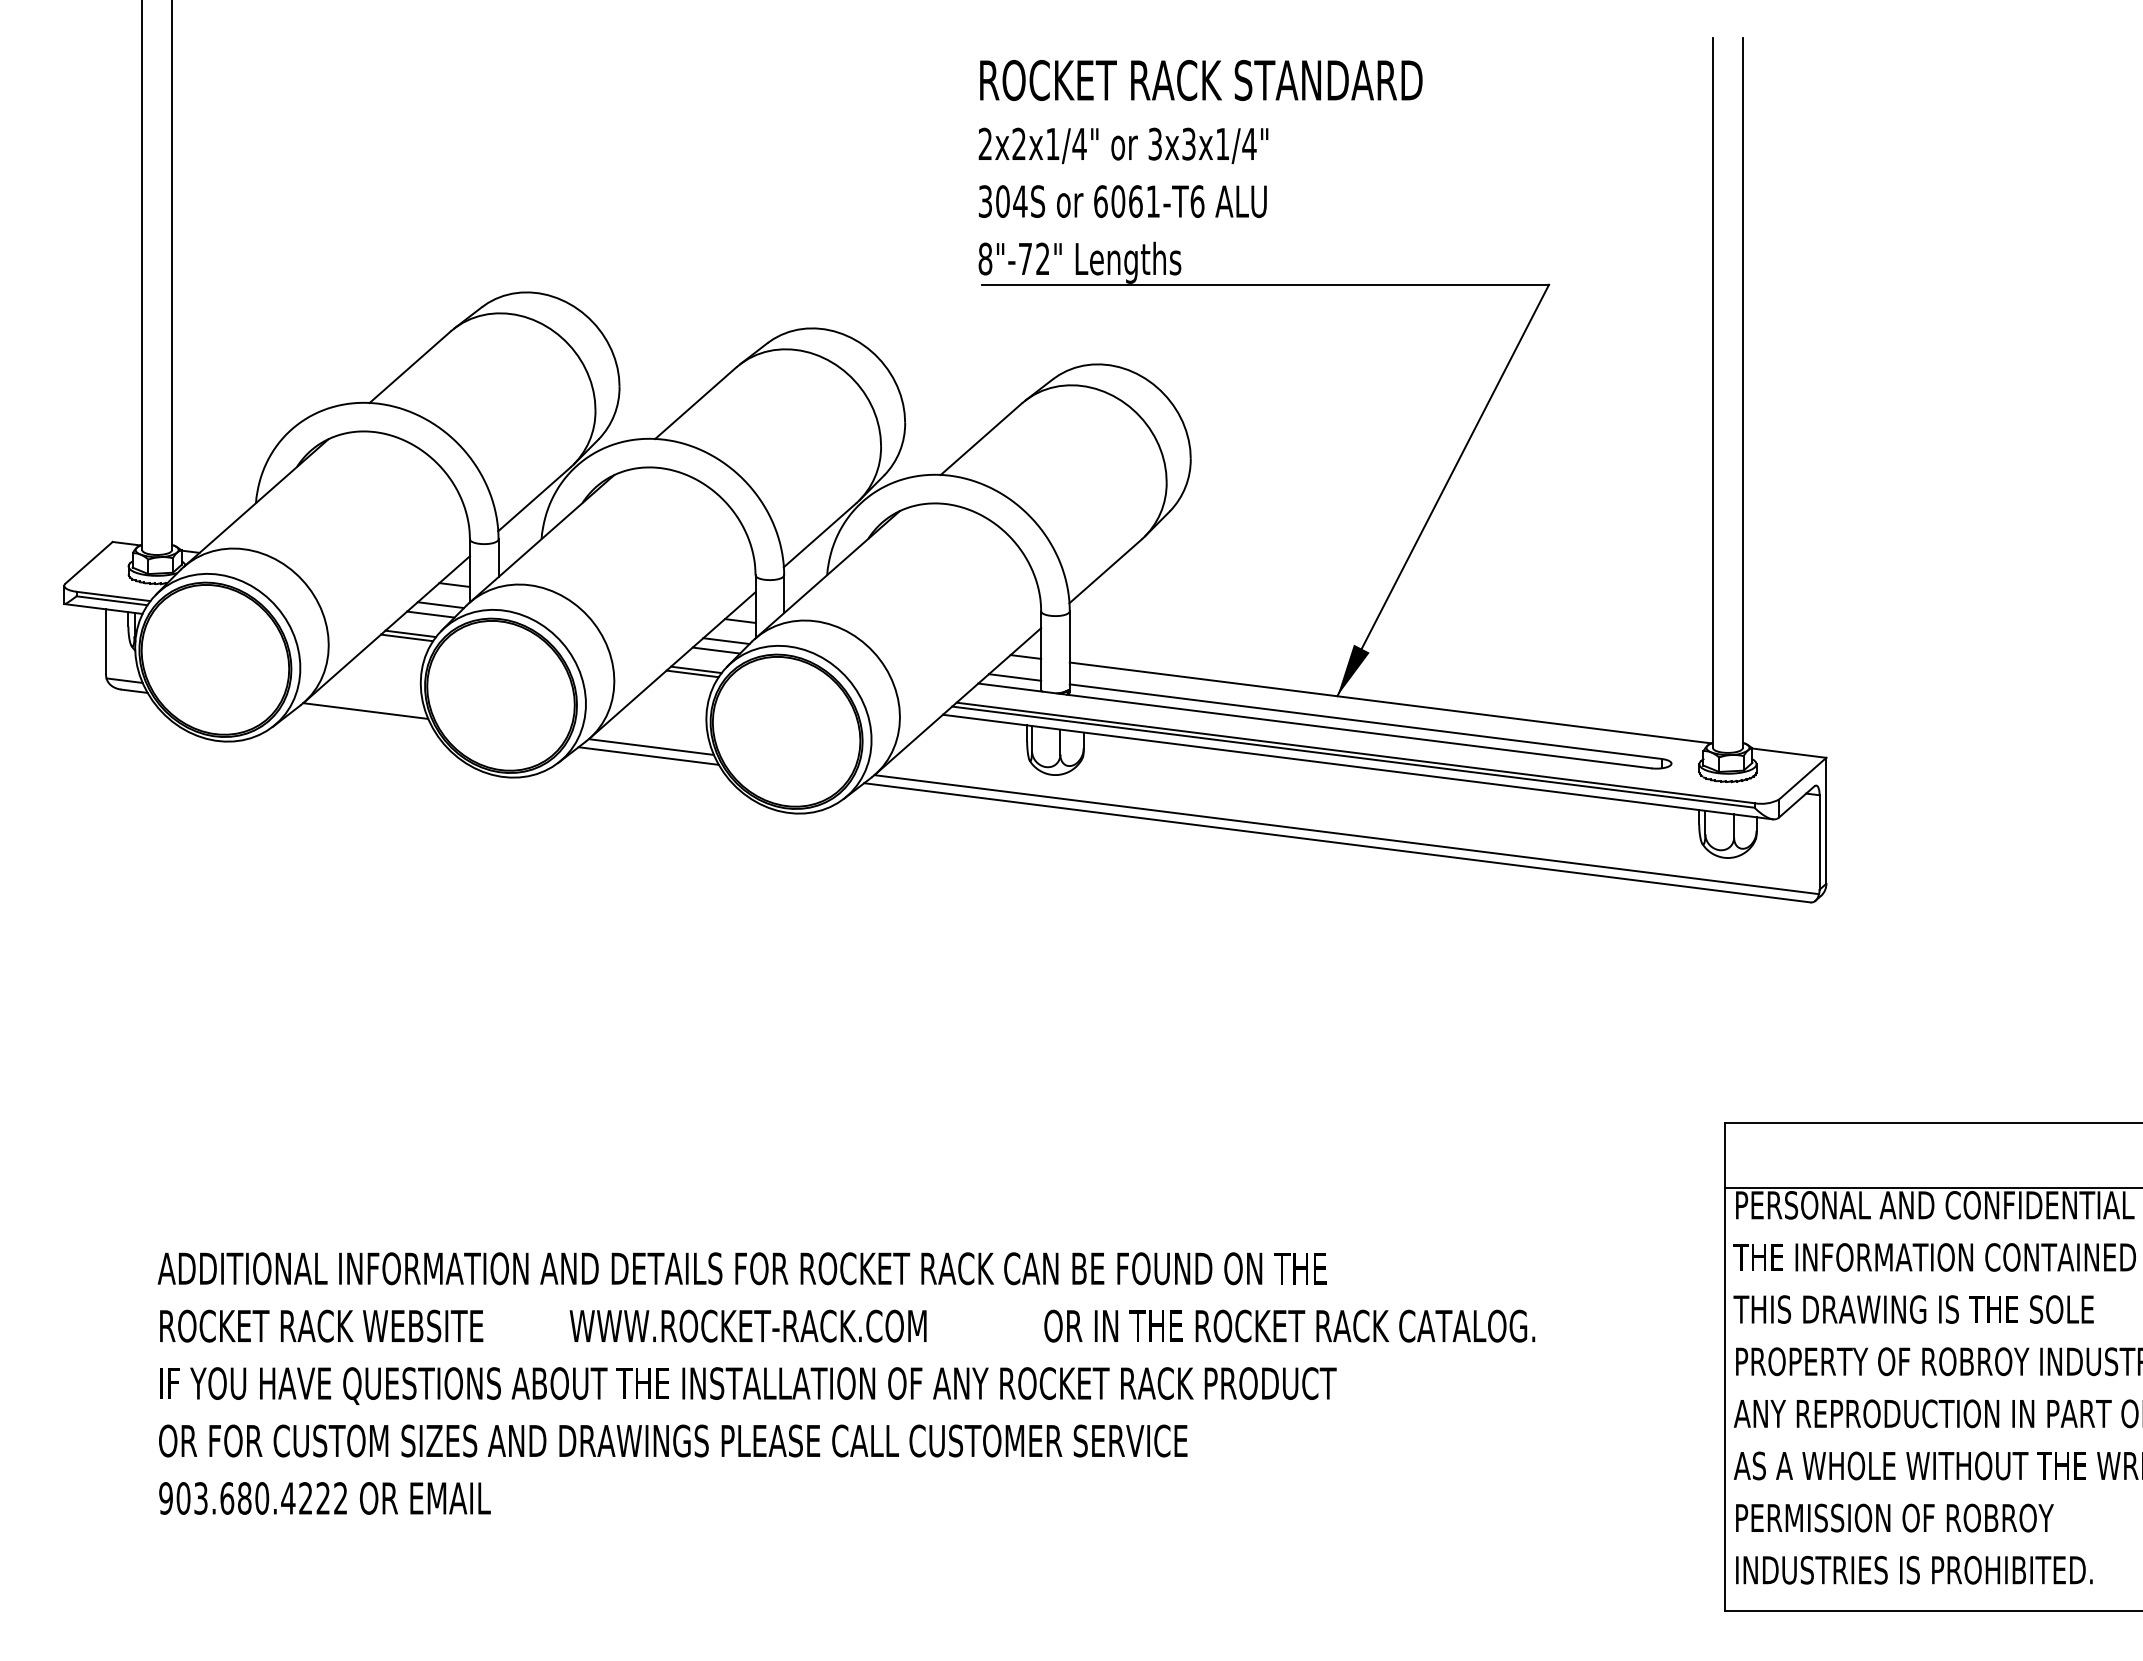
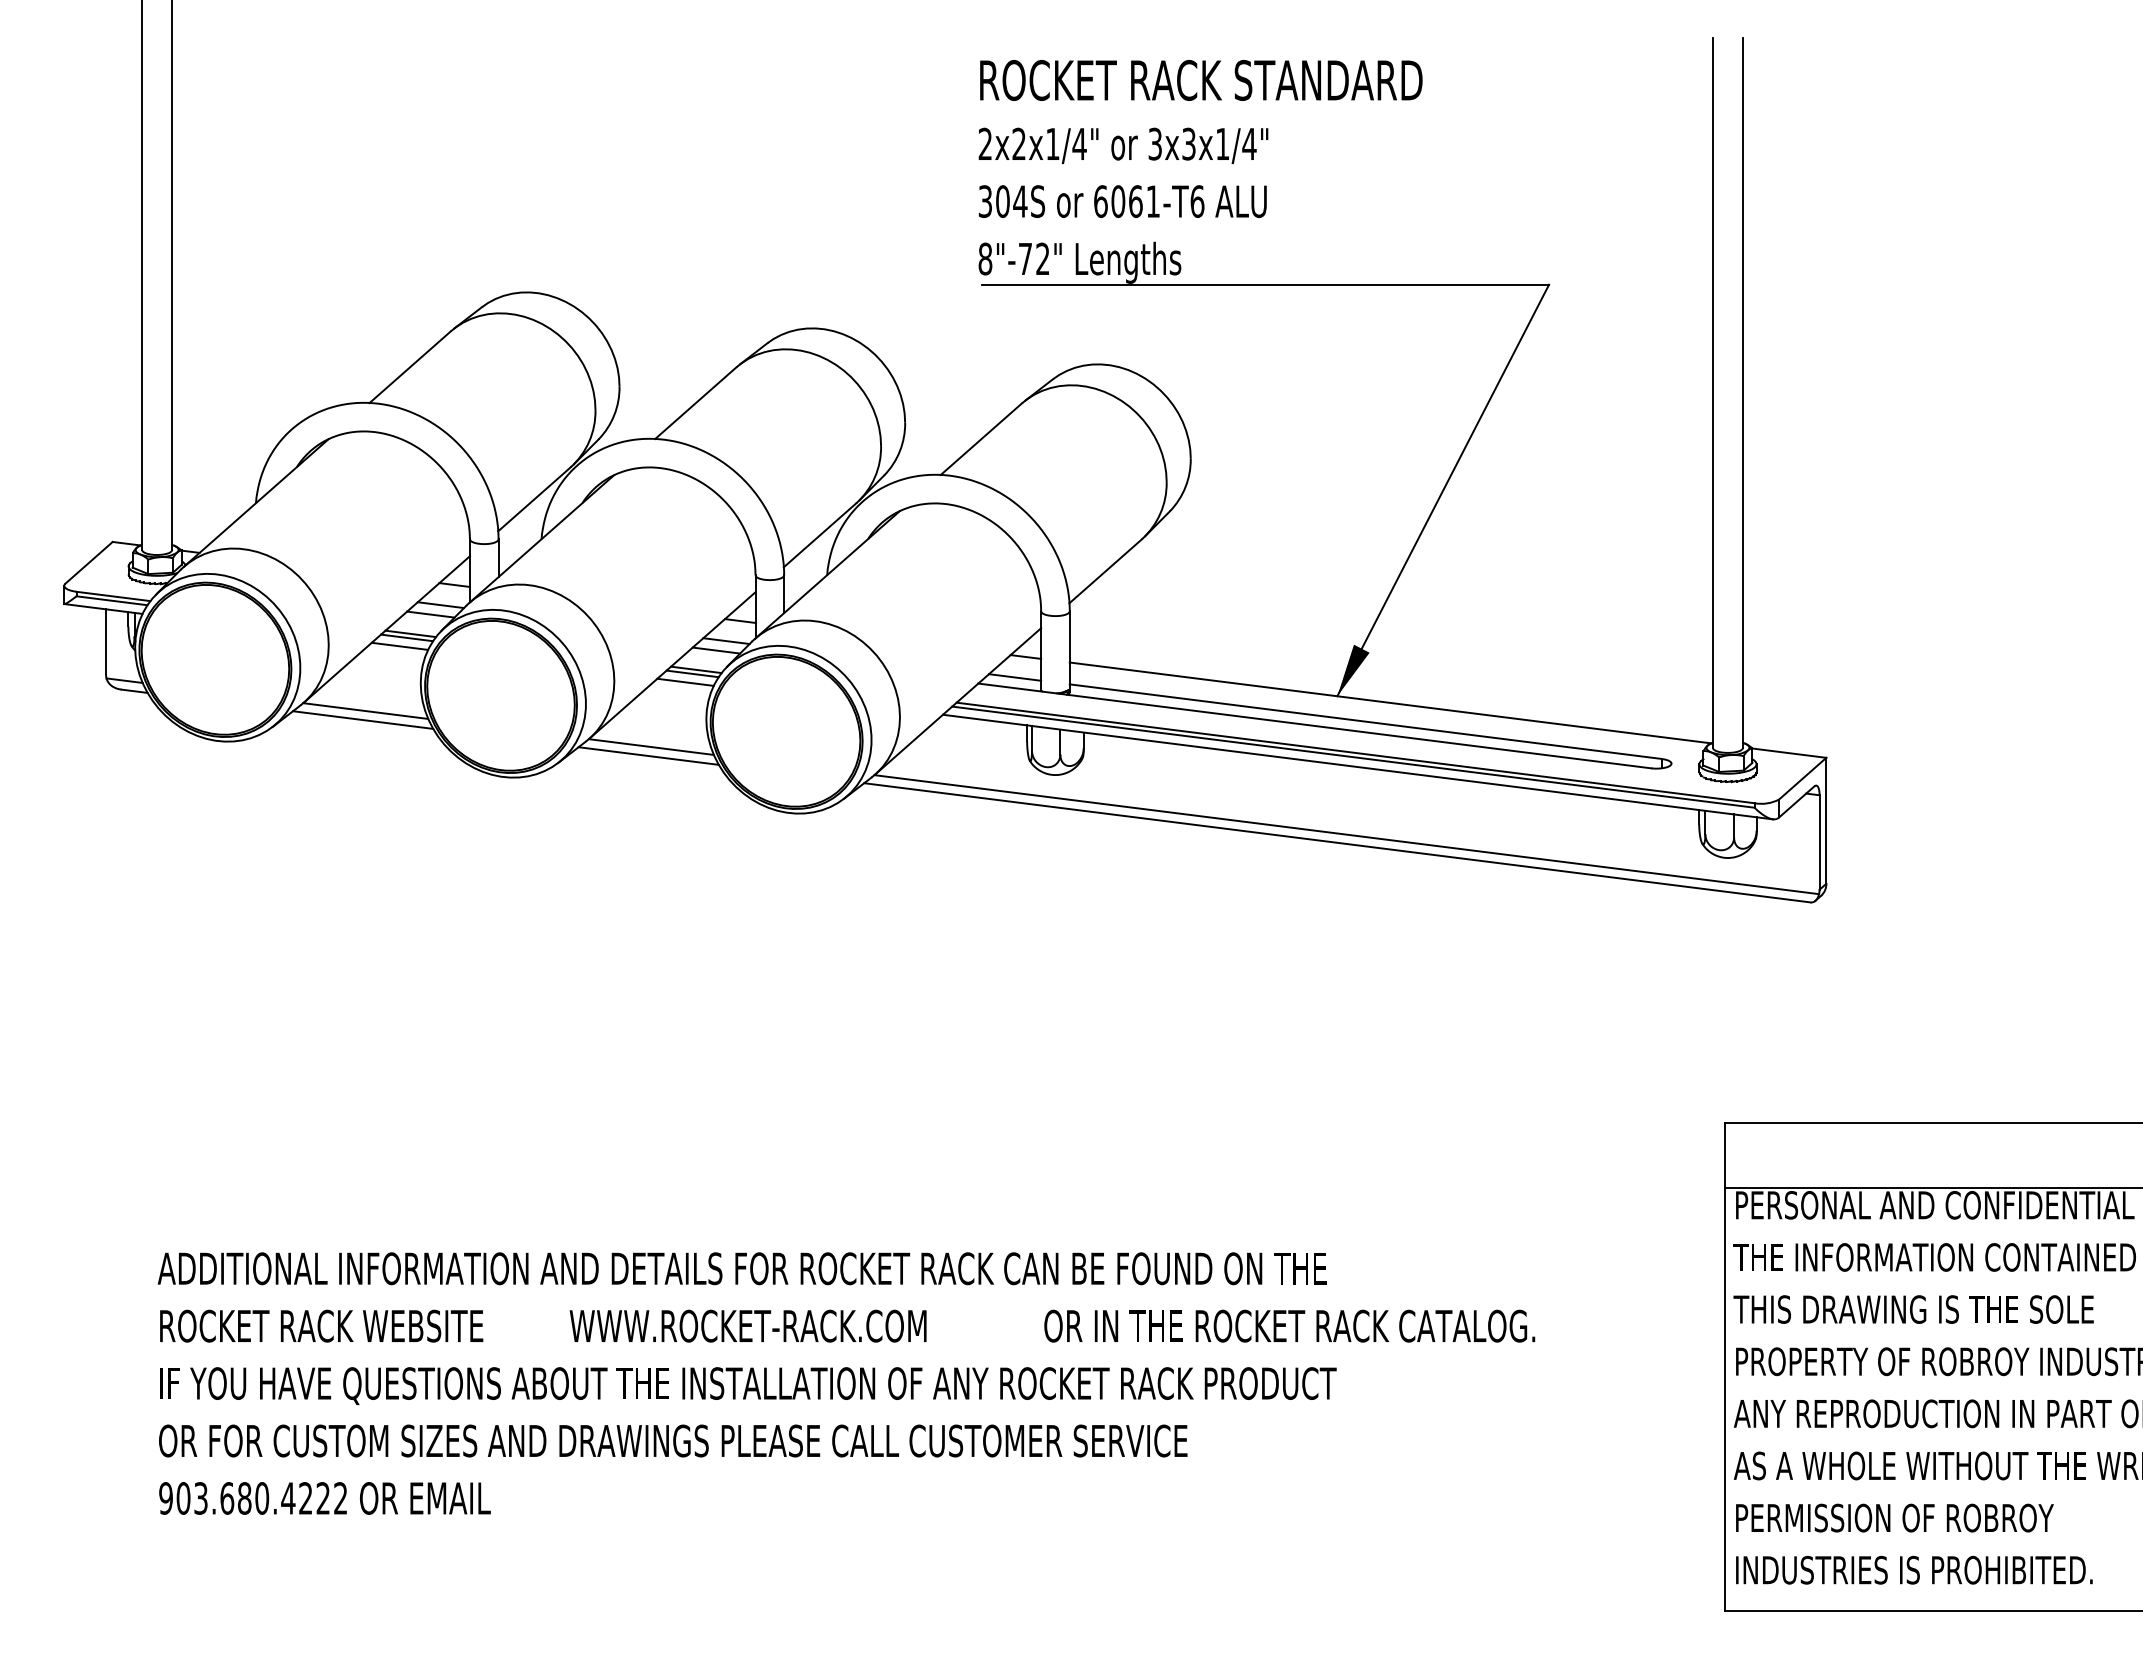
line: none -> present (399, 645)
line: none -> present (685, 681)
line: none -> present (363, 719)
